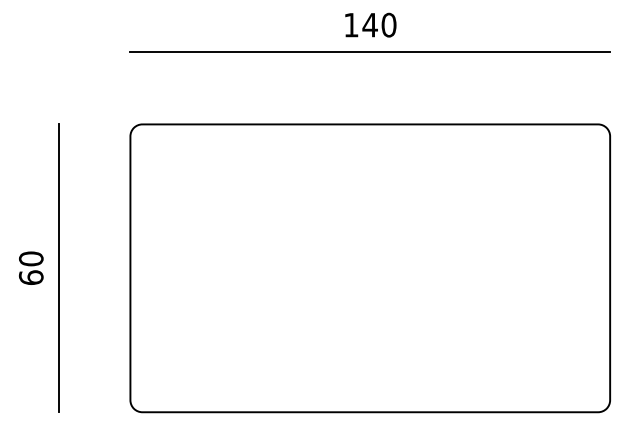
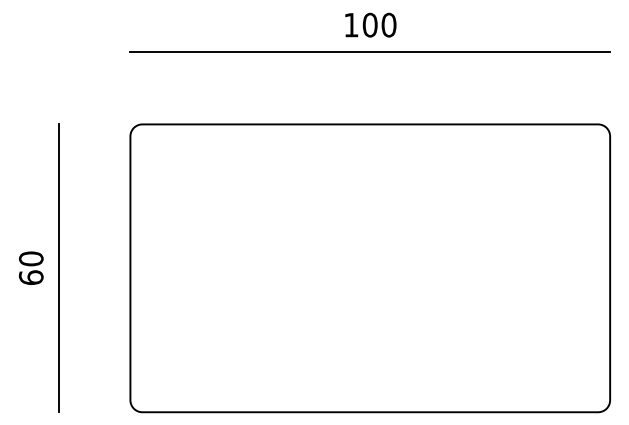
text: 140 -> 100 (369, 24)
